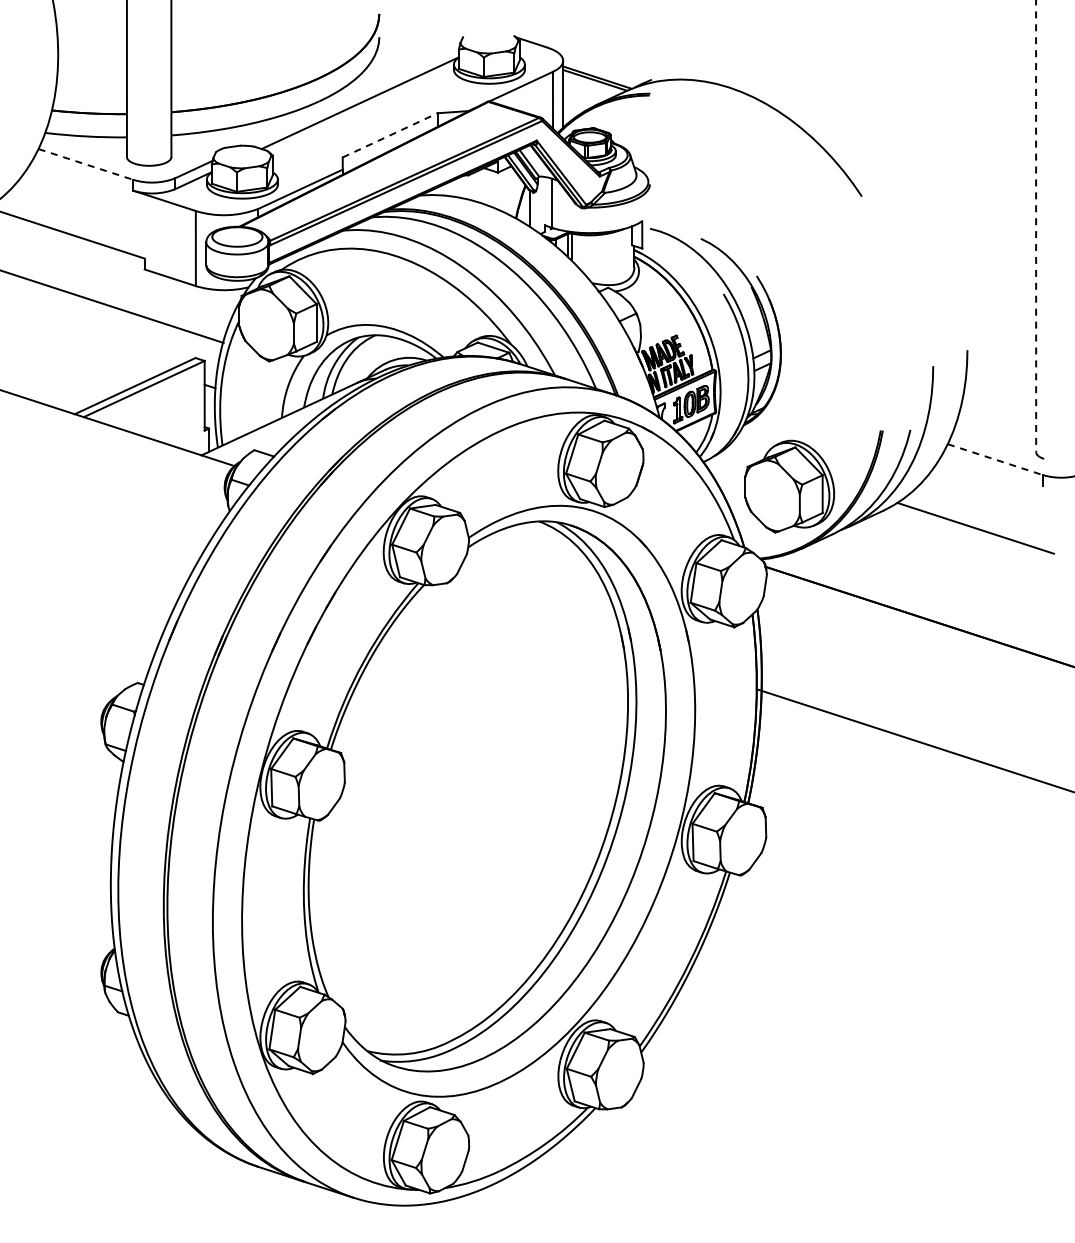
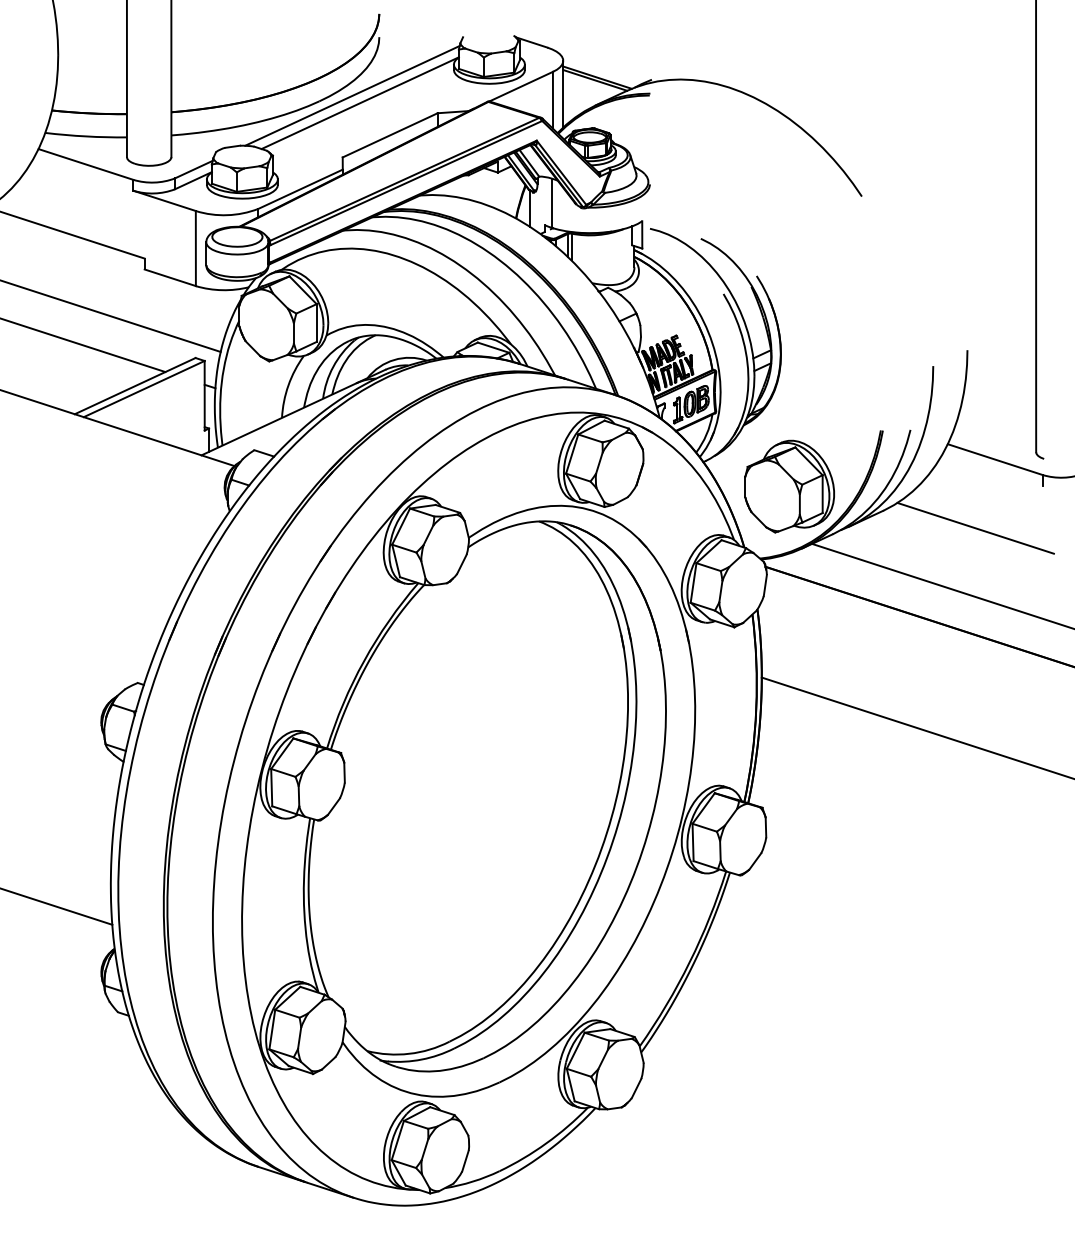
line: none -> present (352, 95)
line: dashed -> solid (390, 135)
line: dashed -> solid (85, 164)
line: dashed -> solid (1036, 226)
line position: (112, 306) -> (111, 316) (111, 316)
line: none -> present (83, 345)
line: dashed -> solid (995, 459)
line: none -> present (941, 585)
line position: (914, 740) -> (916, 727) (916, 727)
line: none -> present (57, 906)
